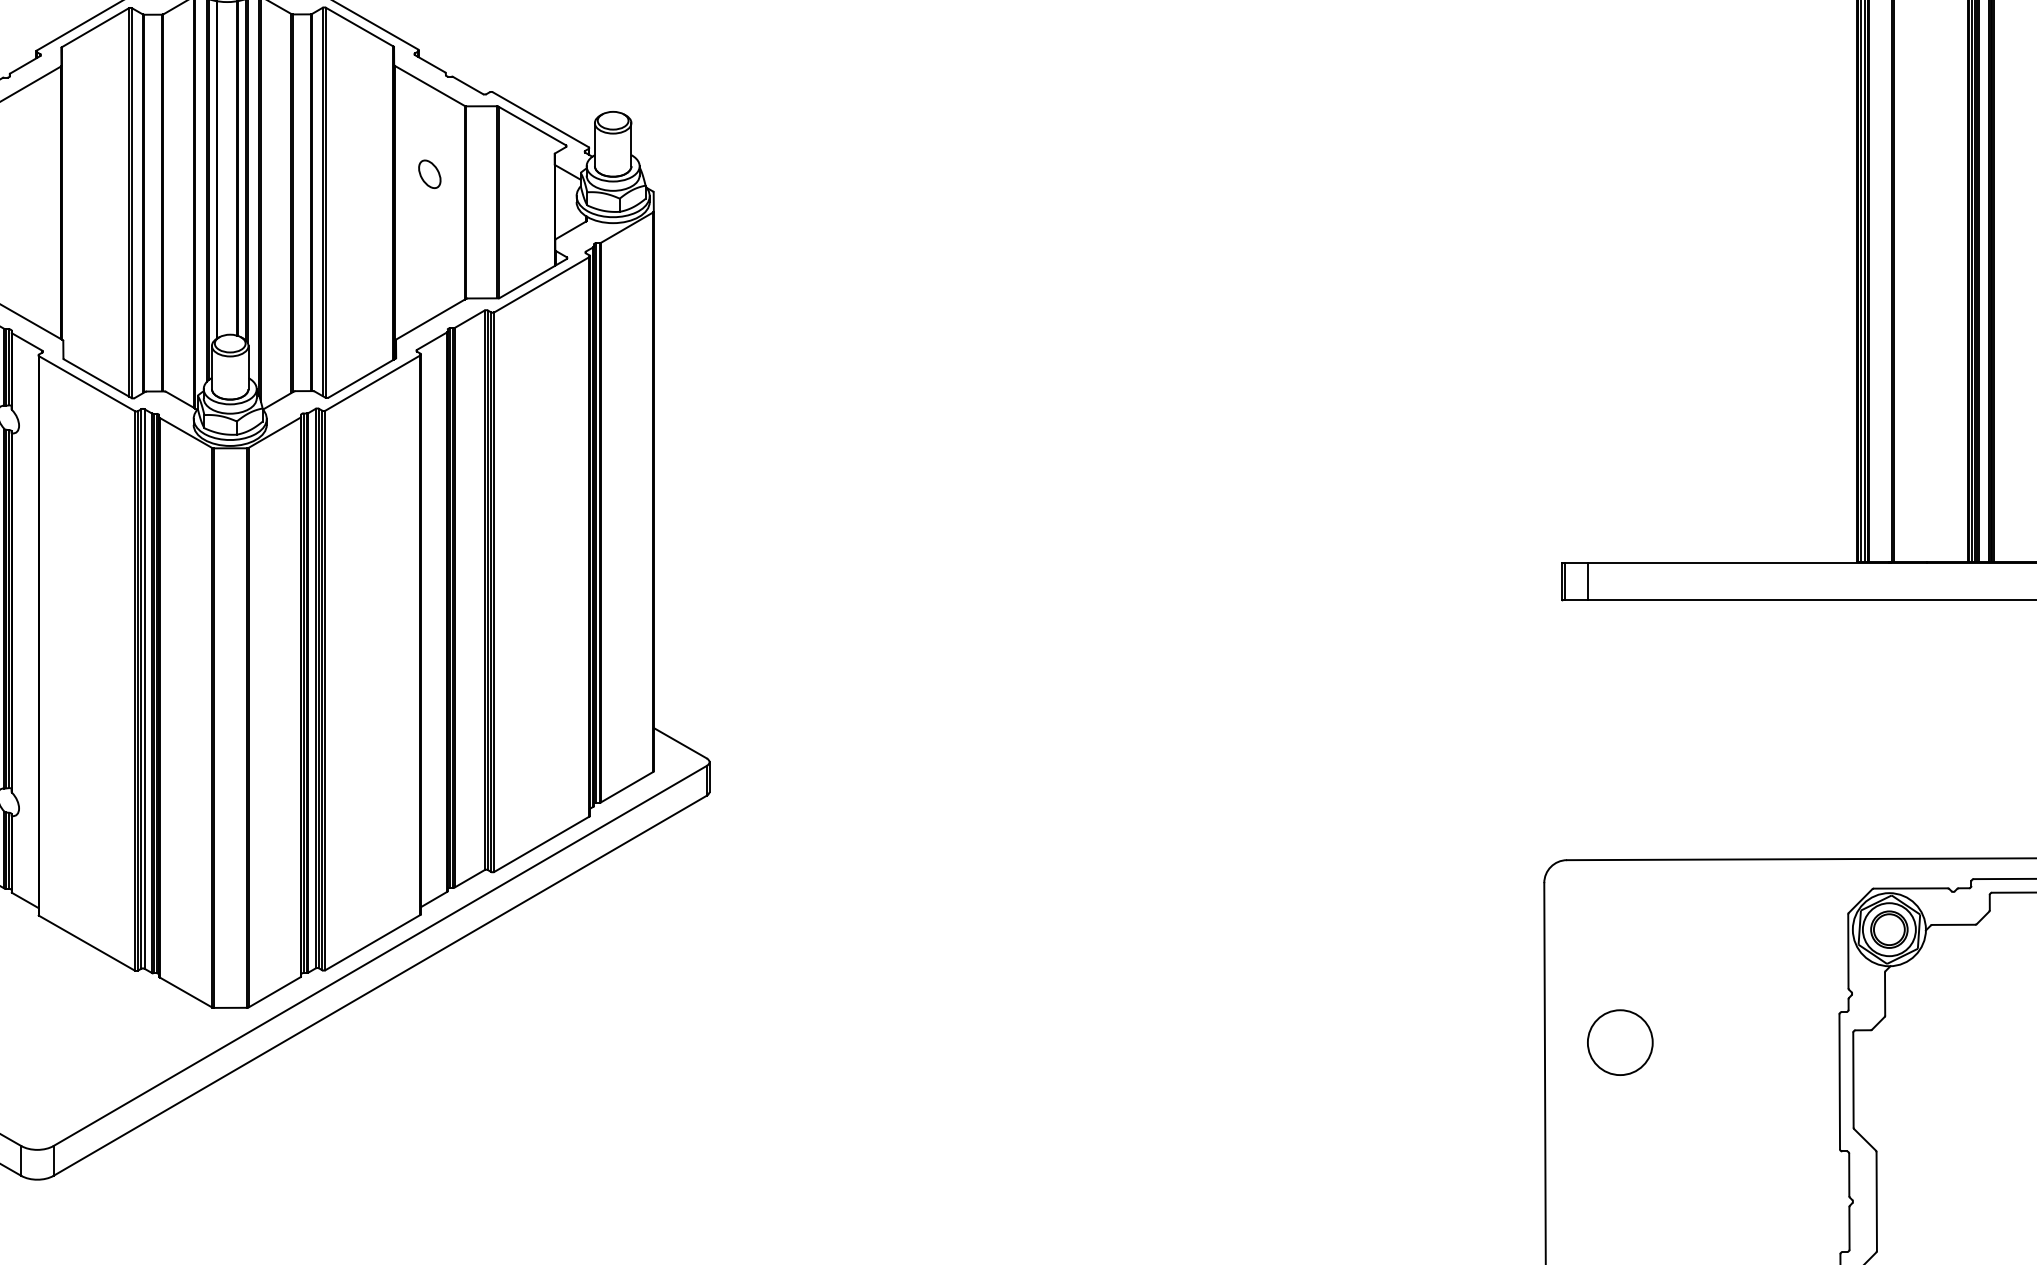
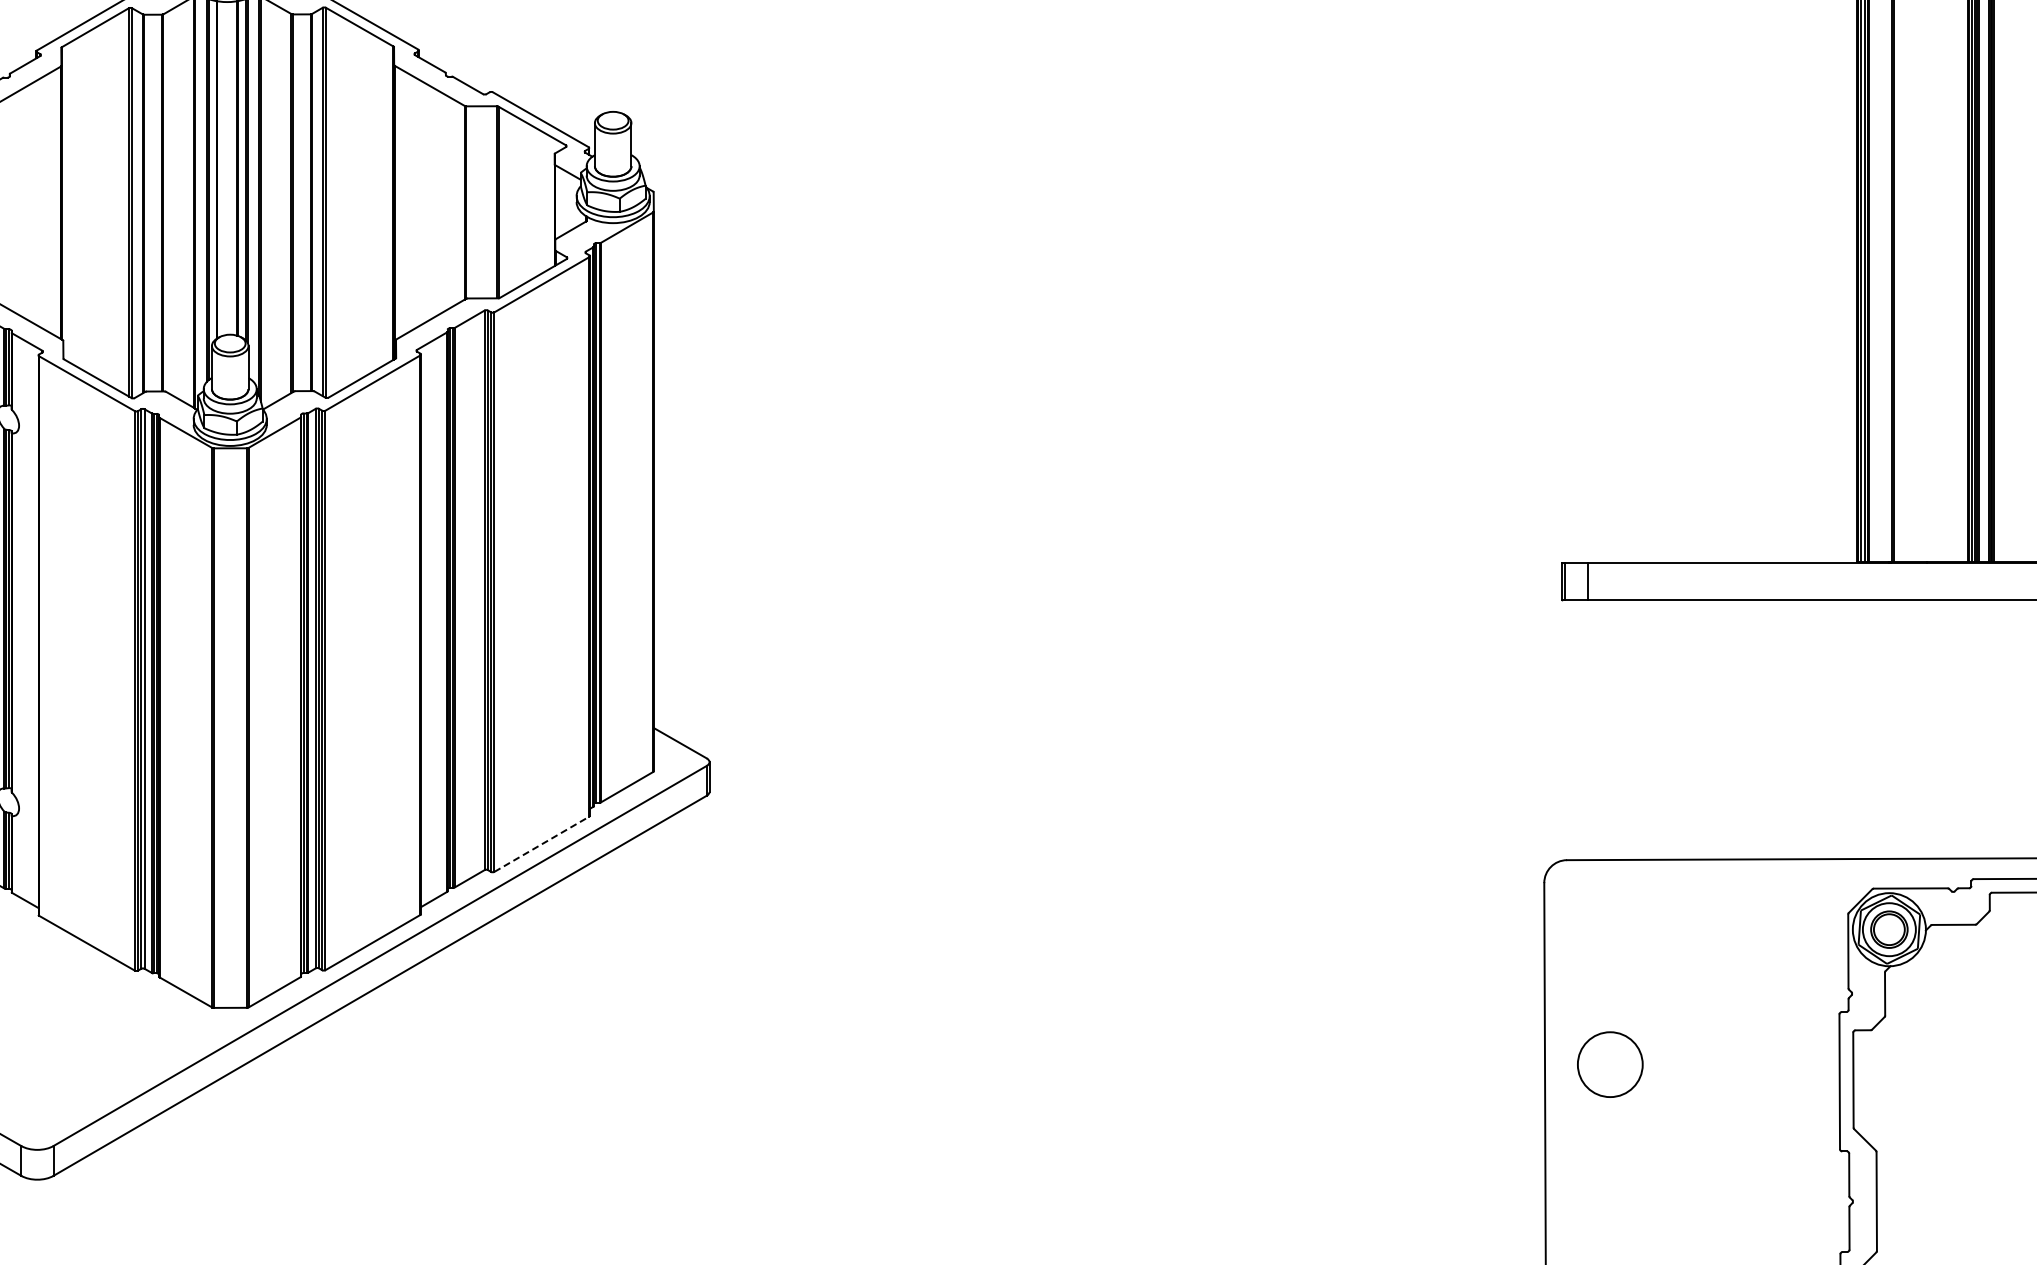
part: present -> none (429, 173)
line: solid -> dashed (541, 844)
circle position: (1620, 1042) -> (1610, 1064) (1610, 1064)
